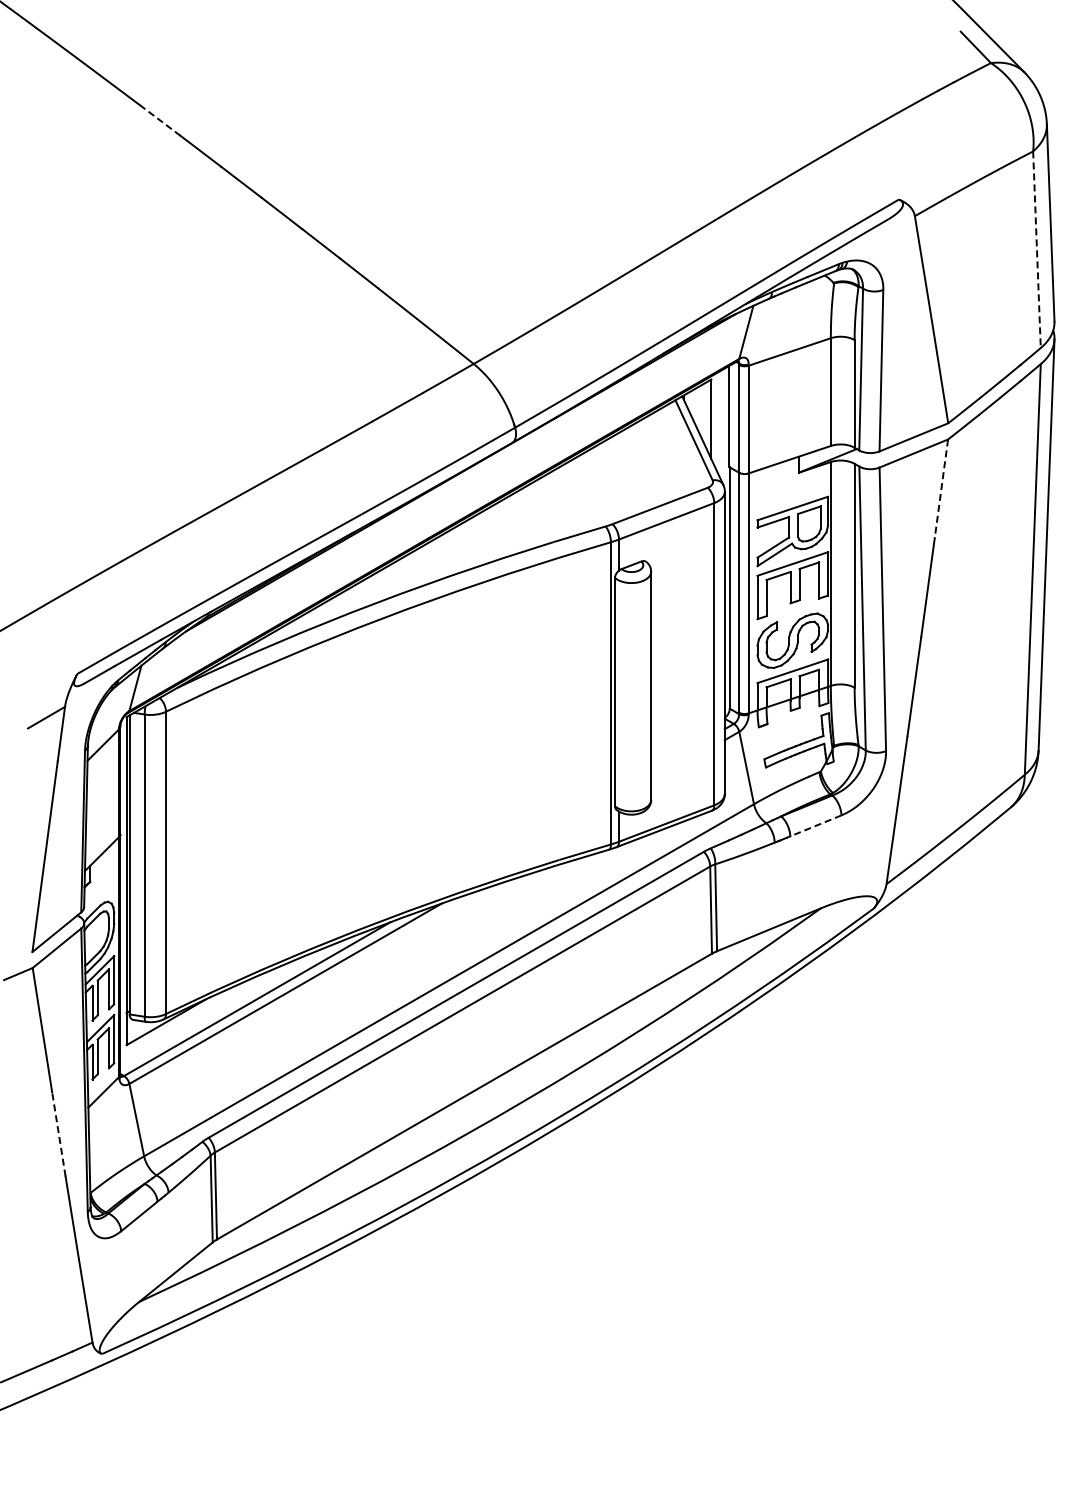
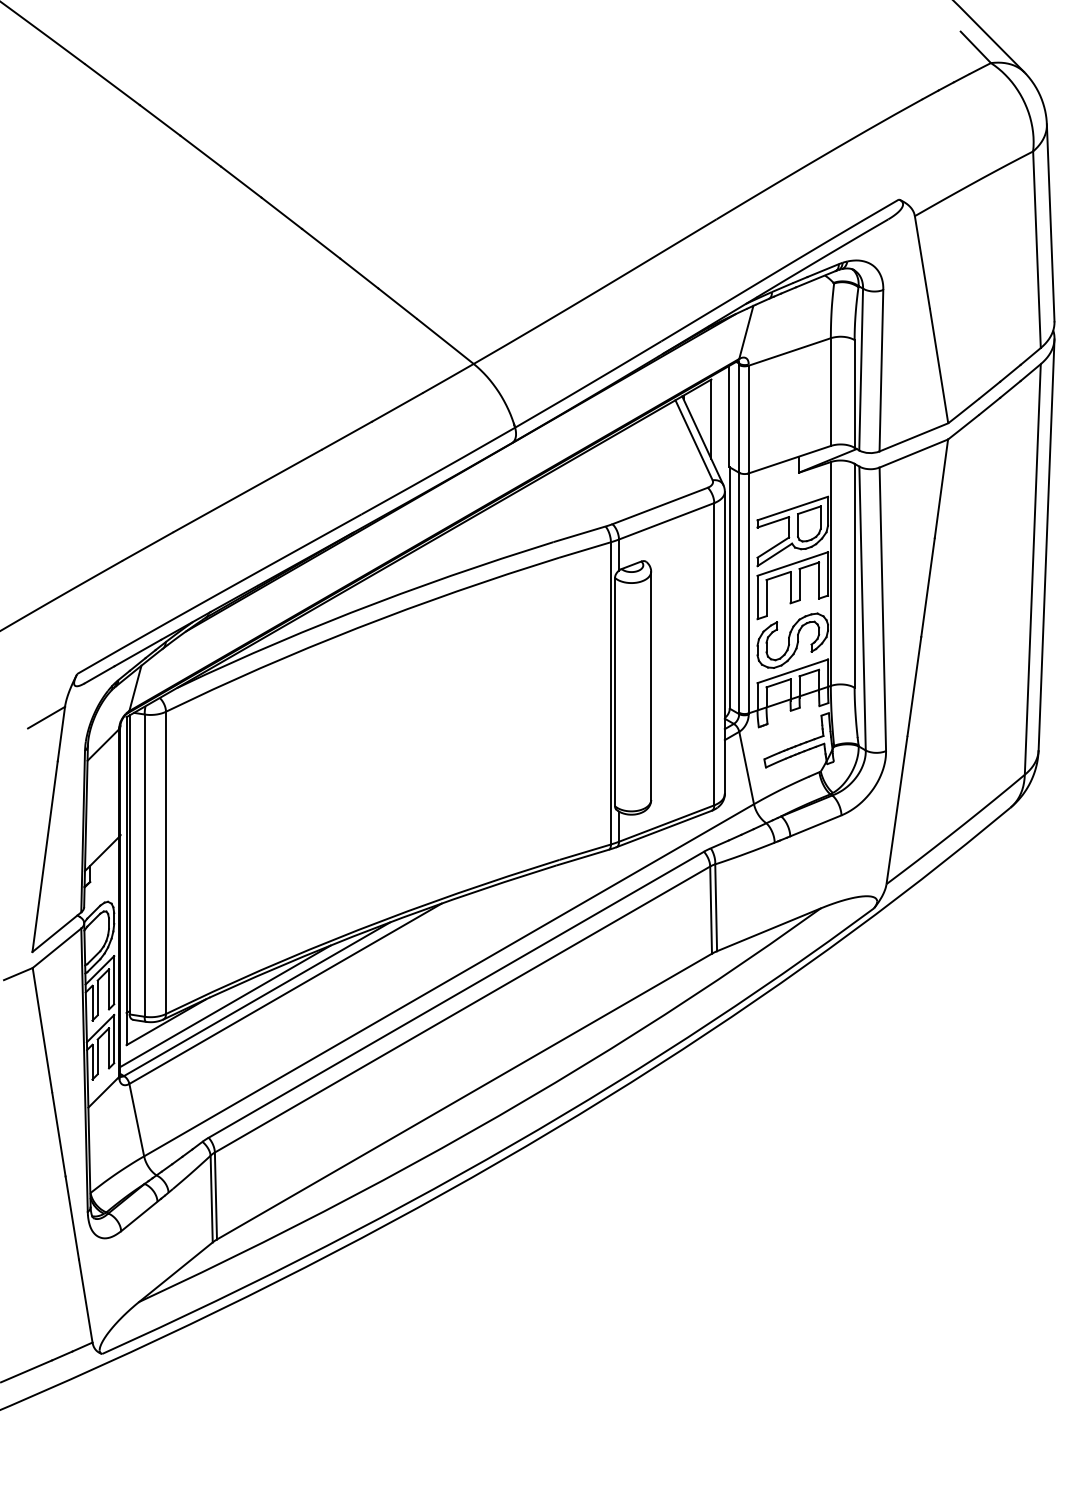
line: dashed -> solid (159, 120)
line: dashed -> solid (1036, 250)
line: dashed -> solid (941, 488)
line: dashed -> solid (815, 825)
line: none -> present (225, 1005)
line: dashed -> solid (58, 1134)
